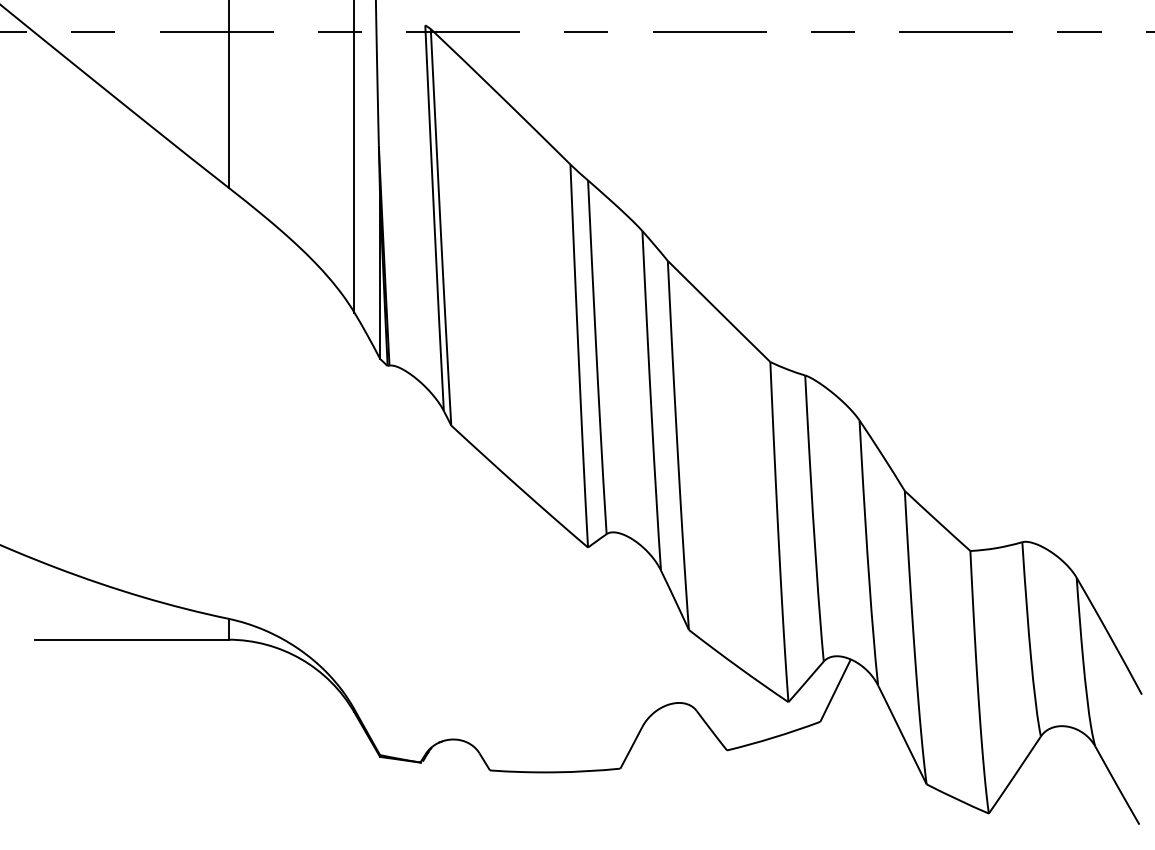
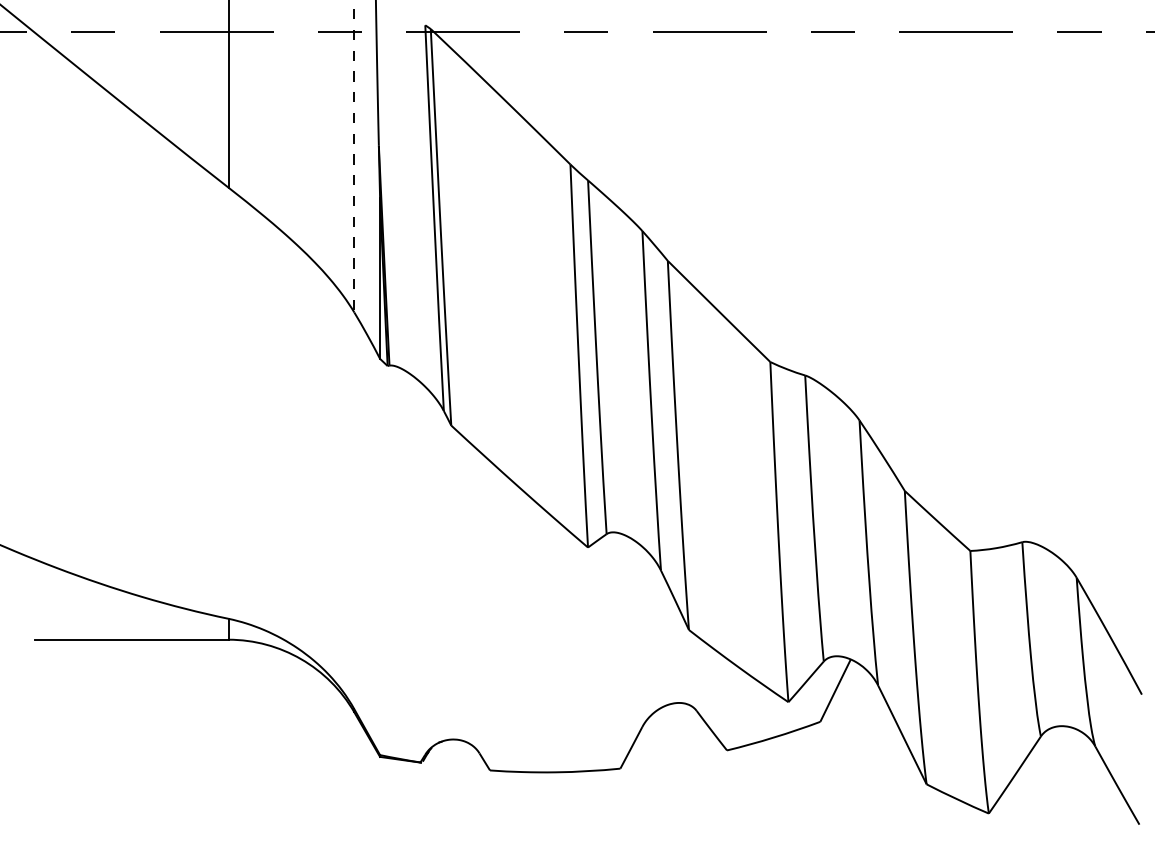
line: solid -> dashed (354, 156)
